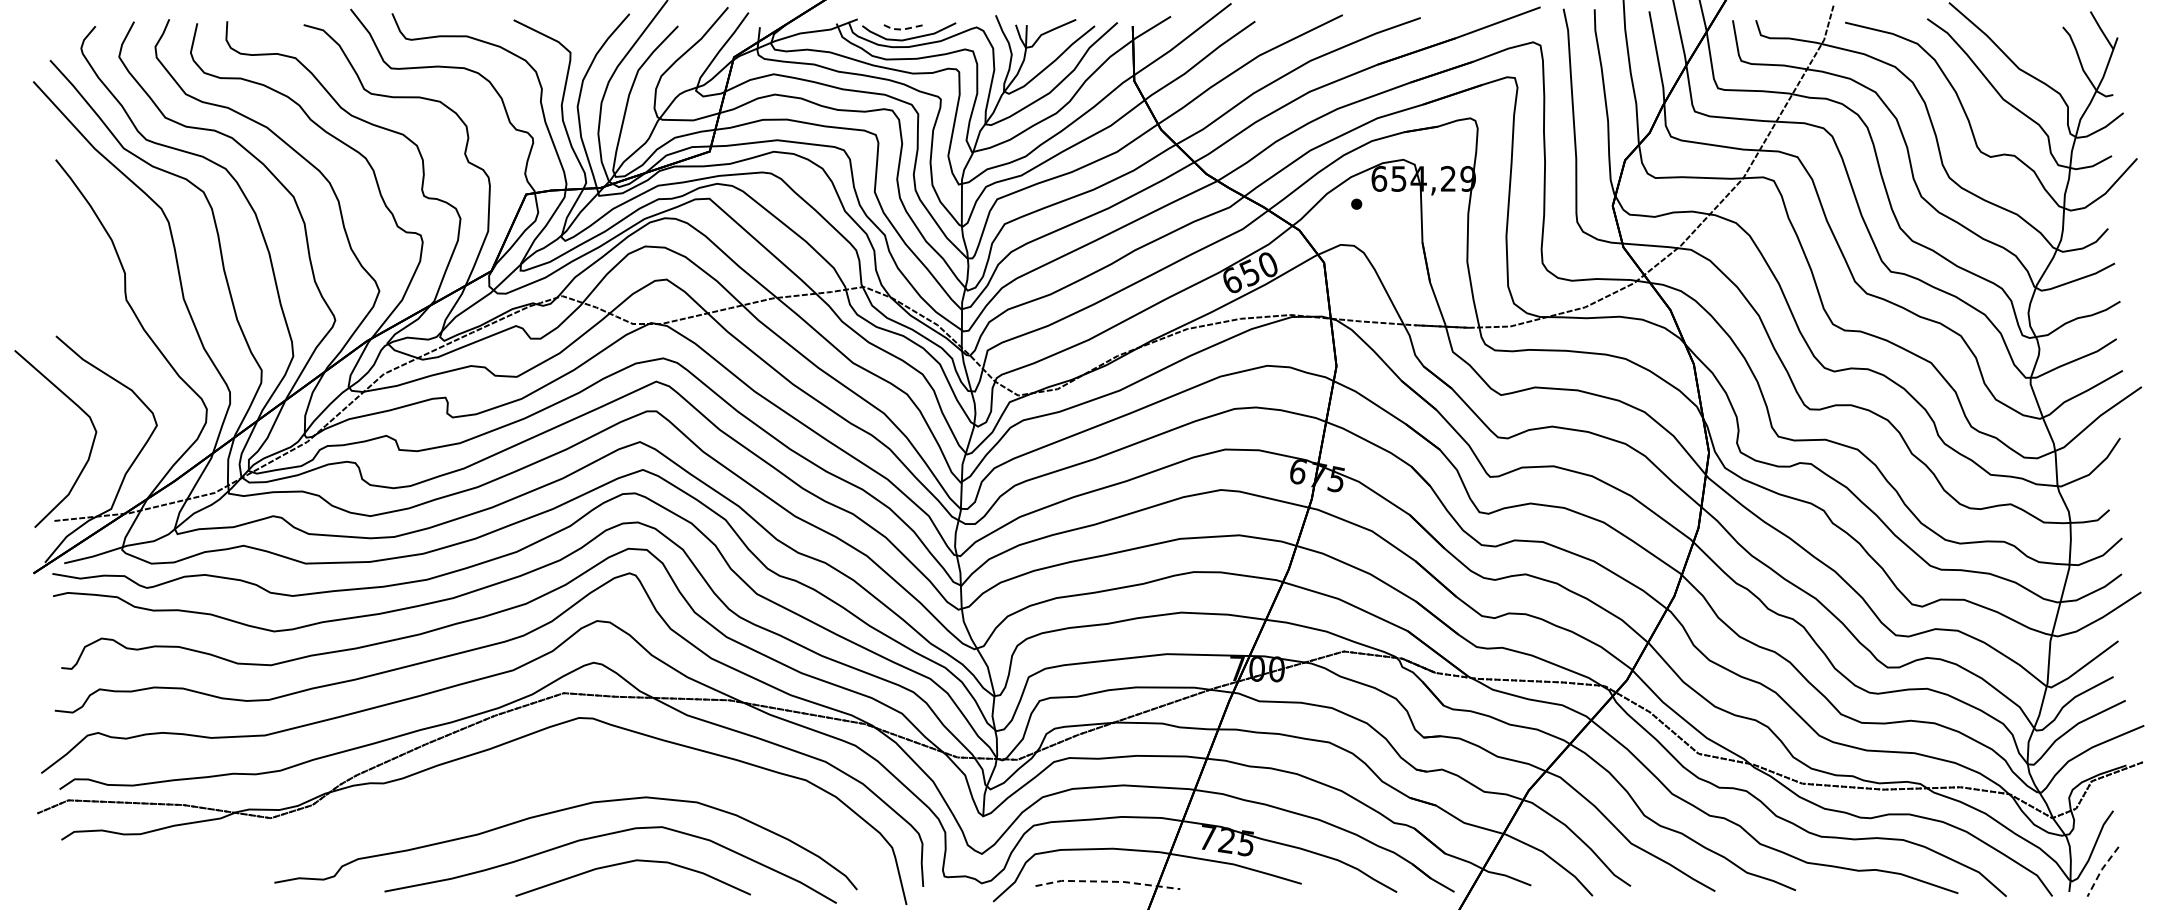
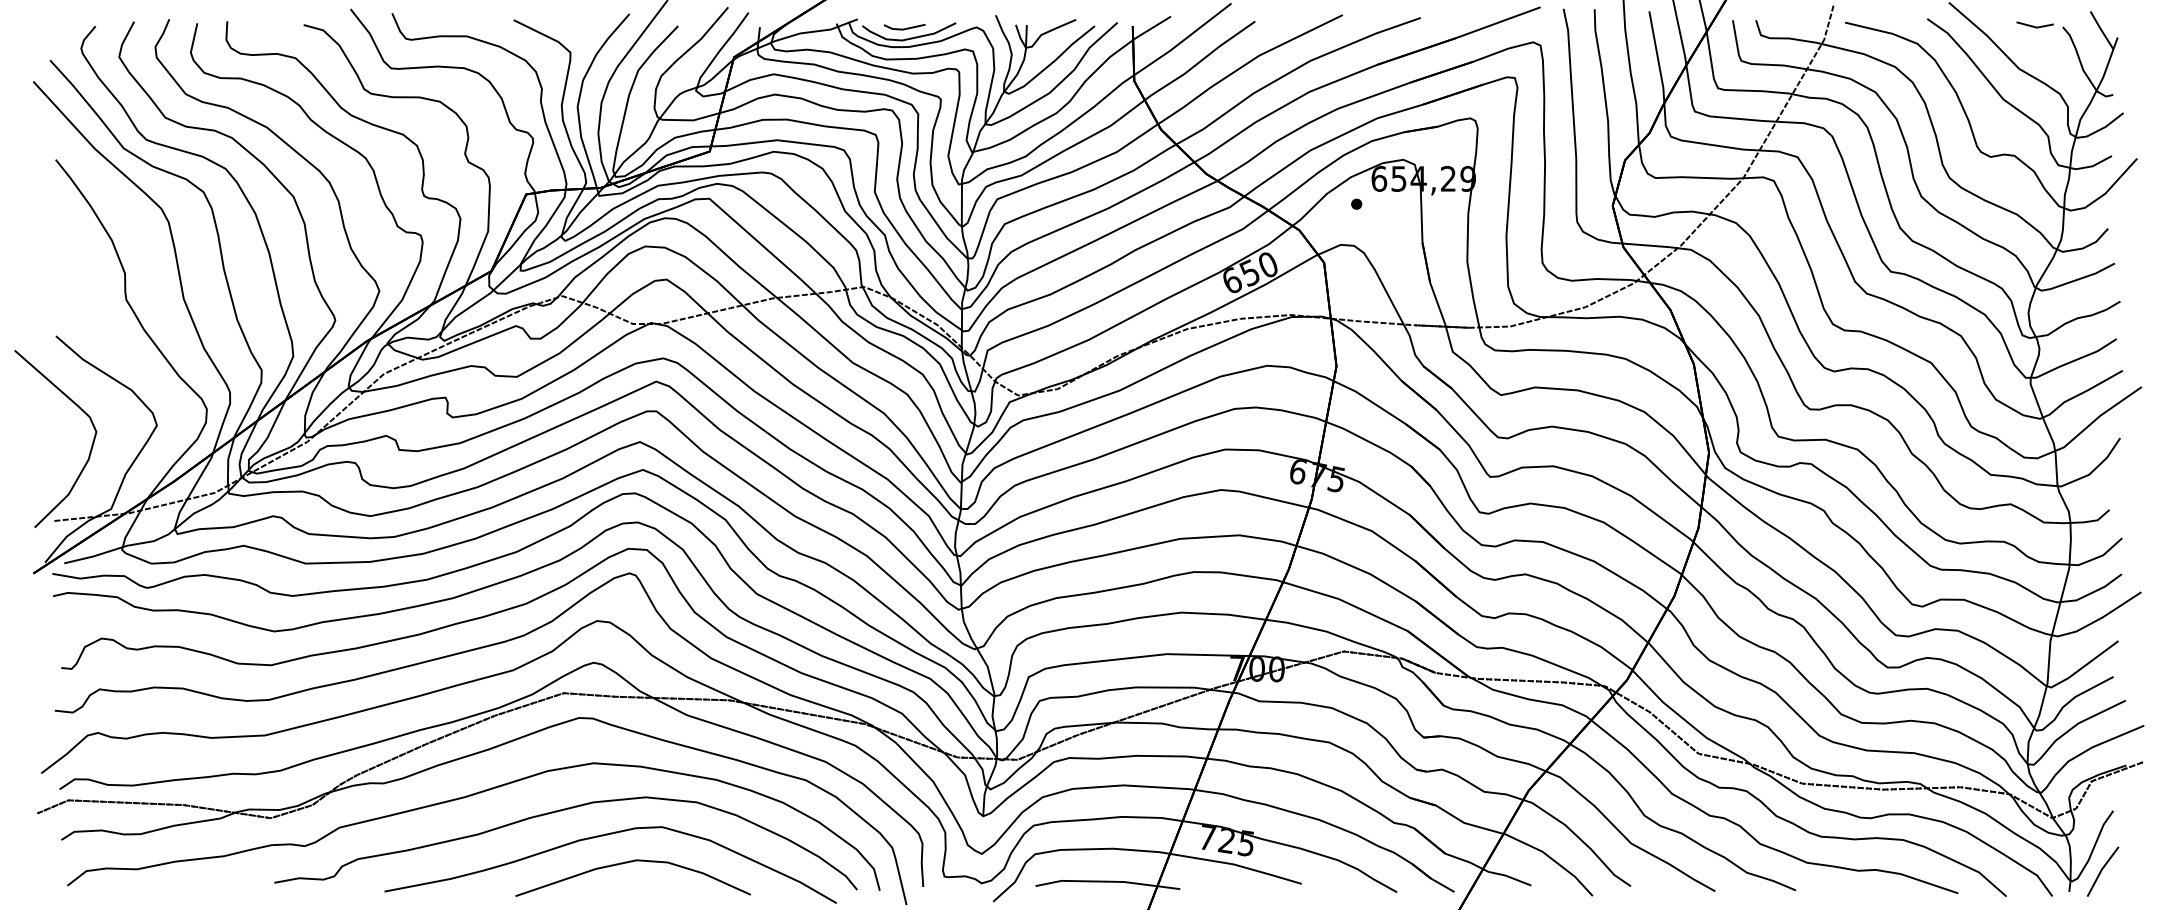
line: none -> present (2033, 25)
line: dashed -> solid (903, 29)
curve: none -> present (464, 798)
line: dashed -> solid (2101, 870)
line: dashed -> solid (1108, 881)
